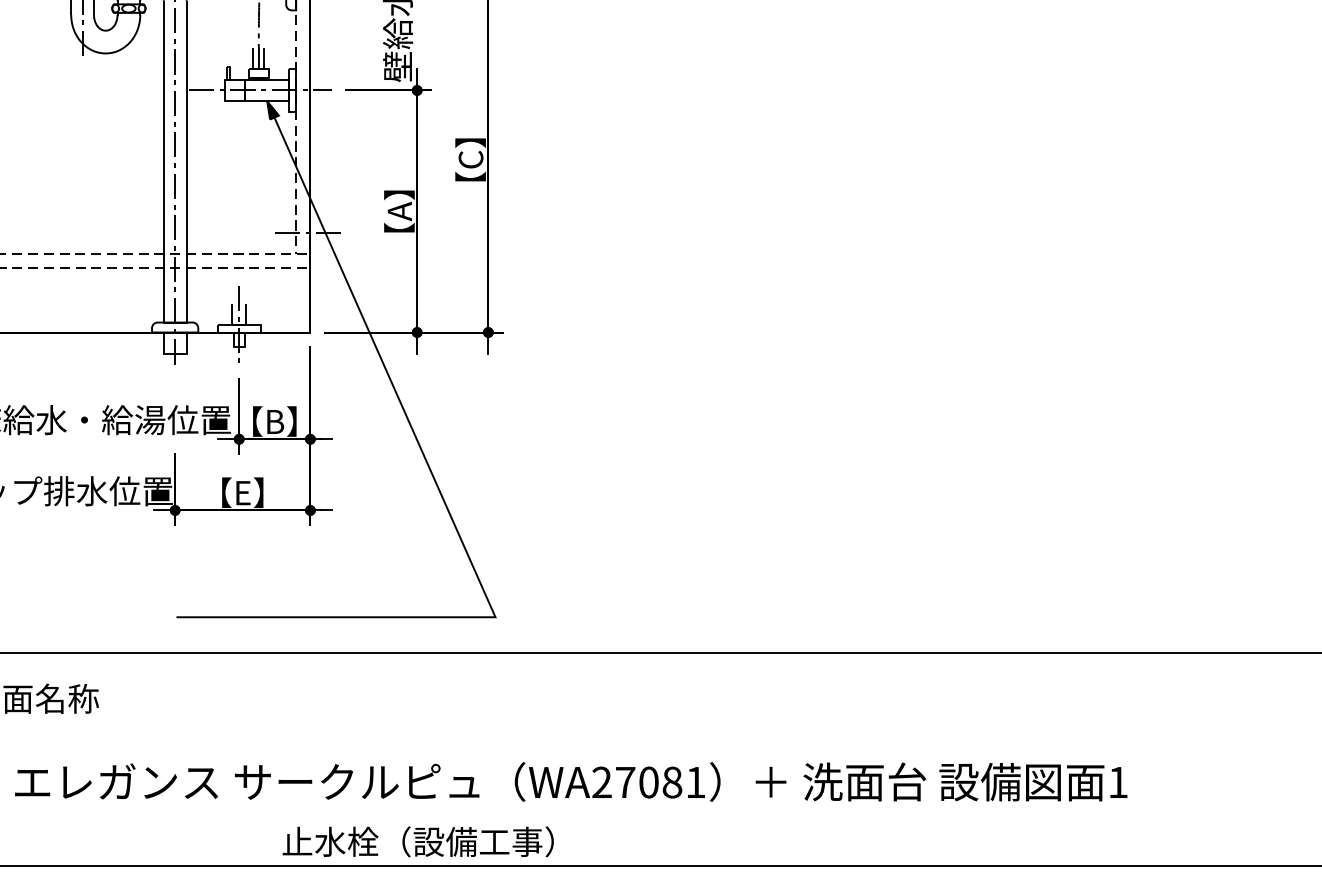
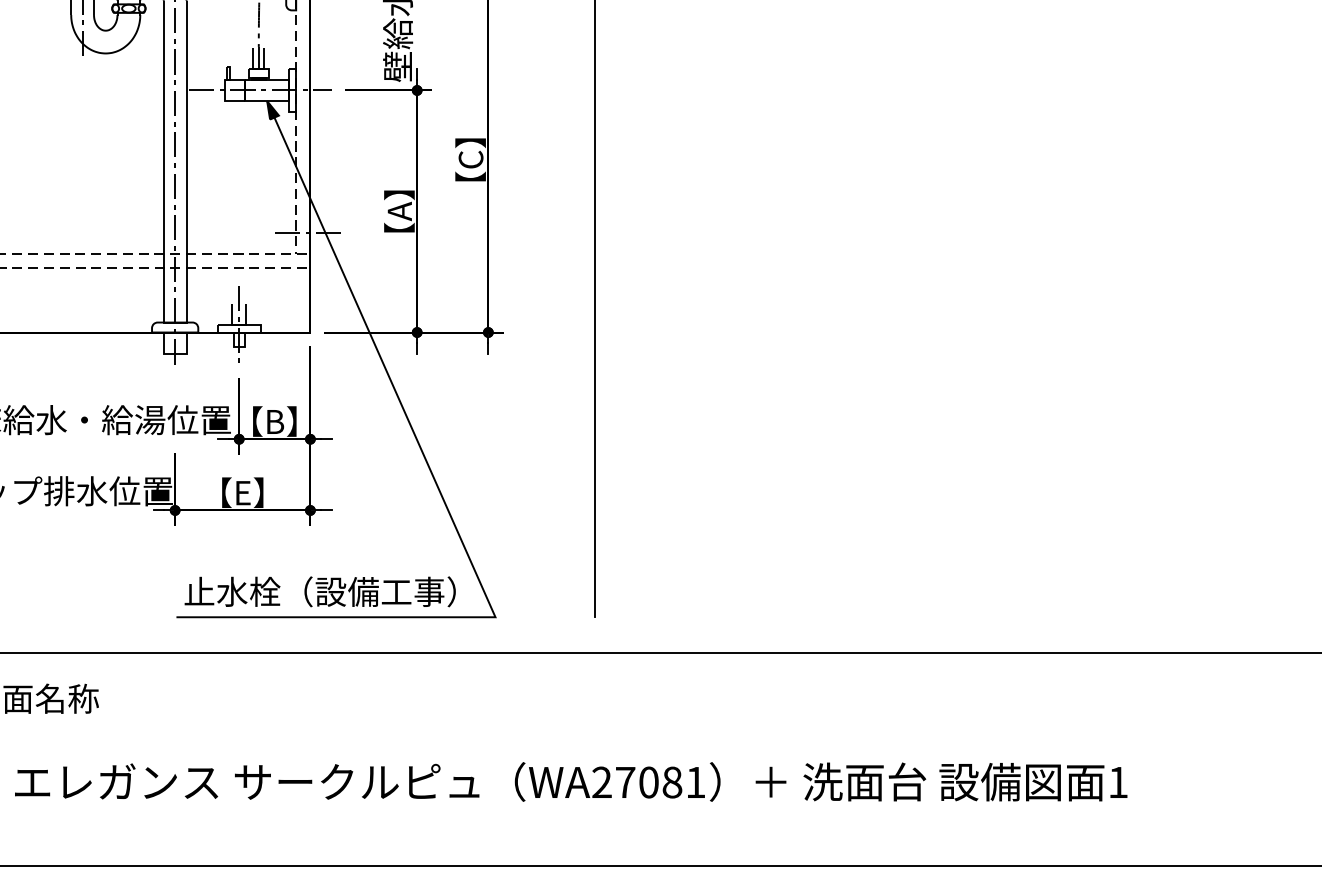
line: none -> present (595, 309)
text position: (417, 841) -> (319, 591) (319, 591)
